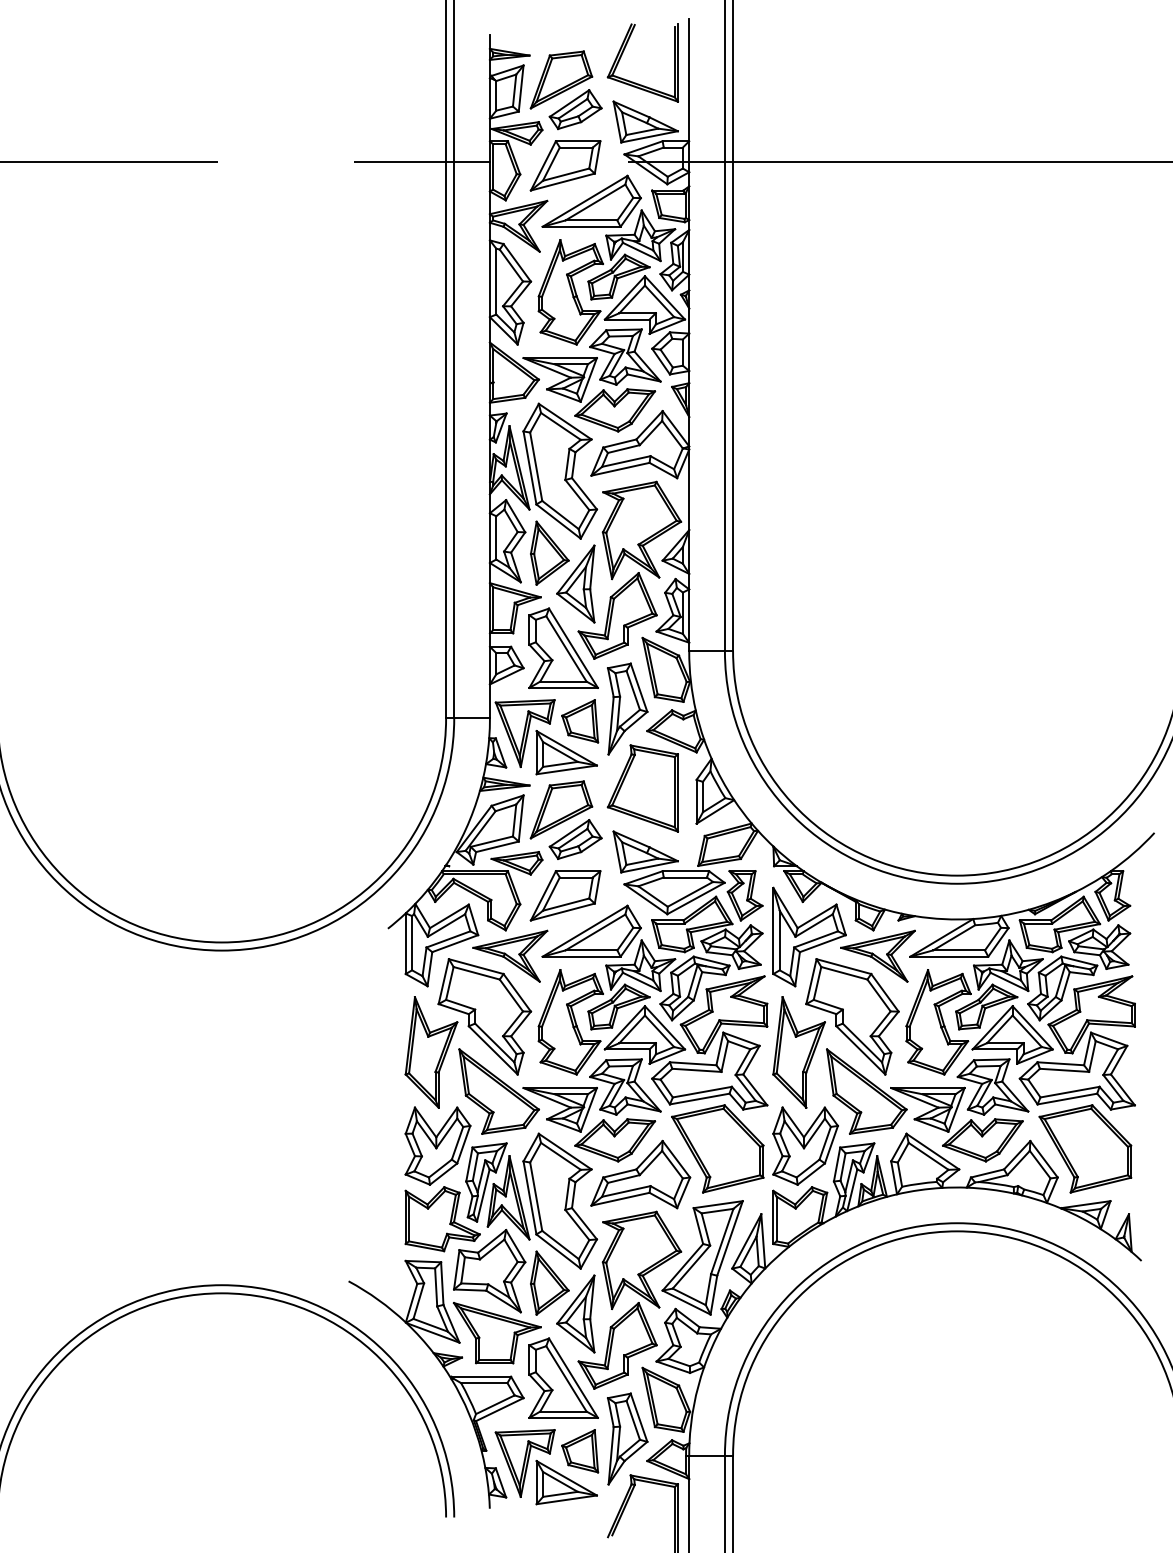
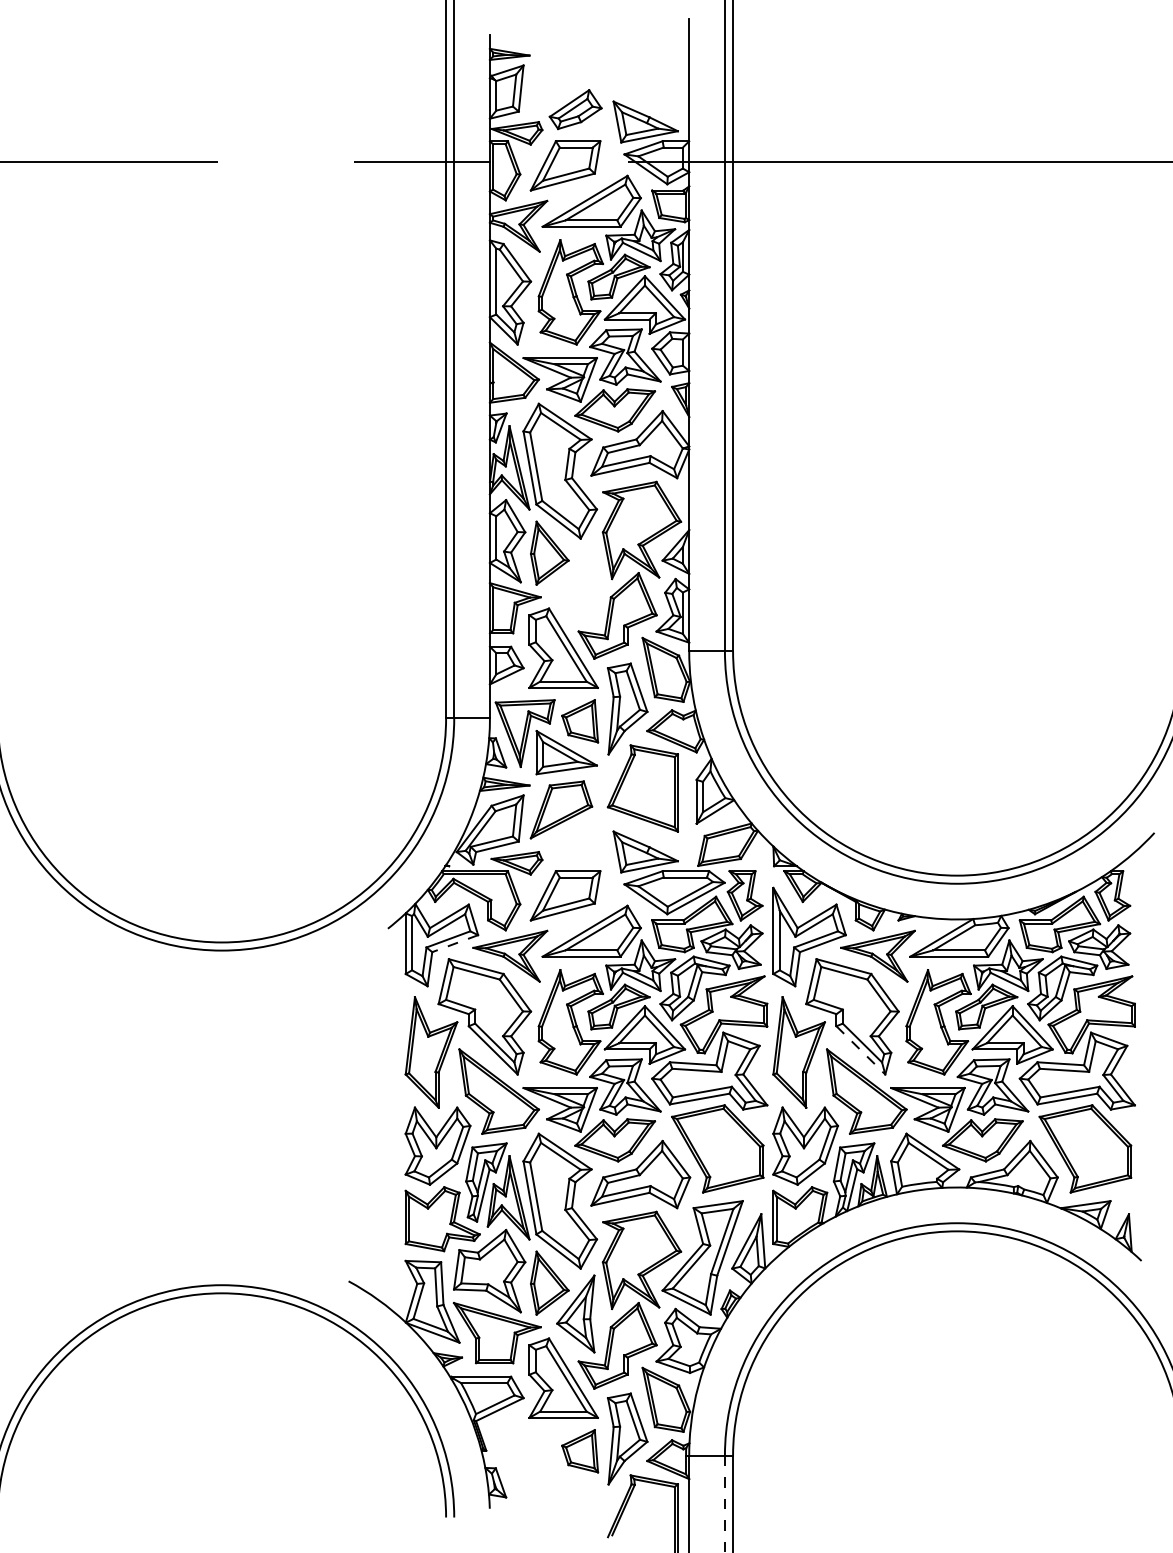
part: present -> none (561, 79)
part: present -> none (636, 82)
part: present -> none (575, 583)
part: present -> none (575, 839)
line: solid -> dashed (454, 943)
line: solid -> dashed (861, 1050)
part: present -> none (545, 1467)
line: solid -> dashed (724, 1504)
